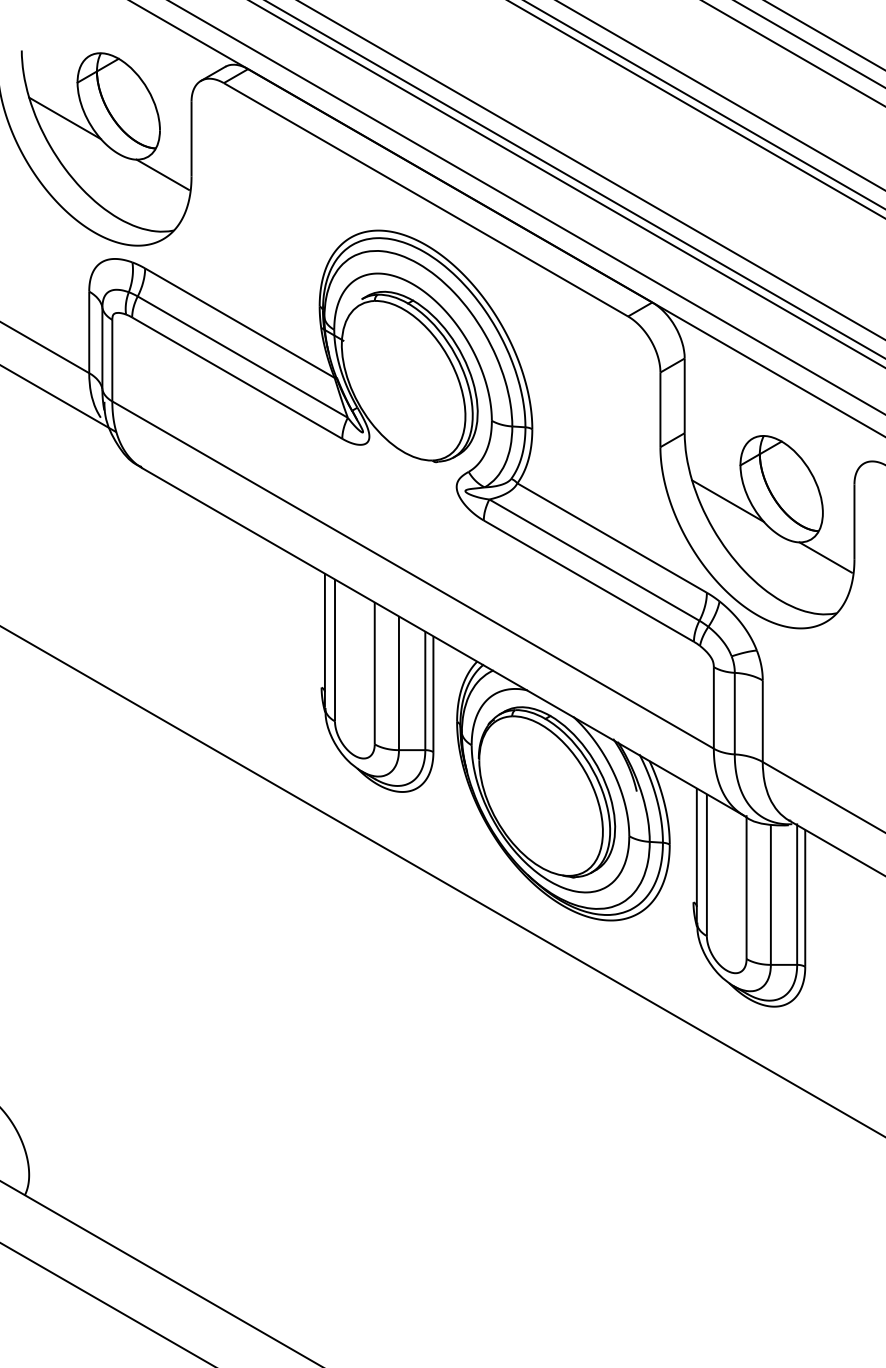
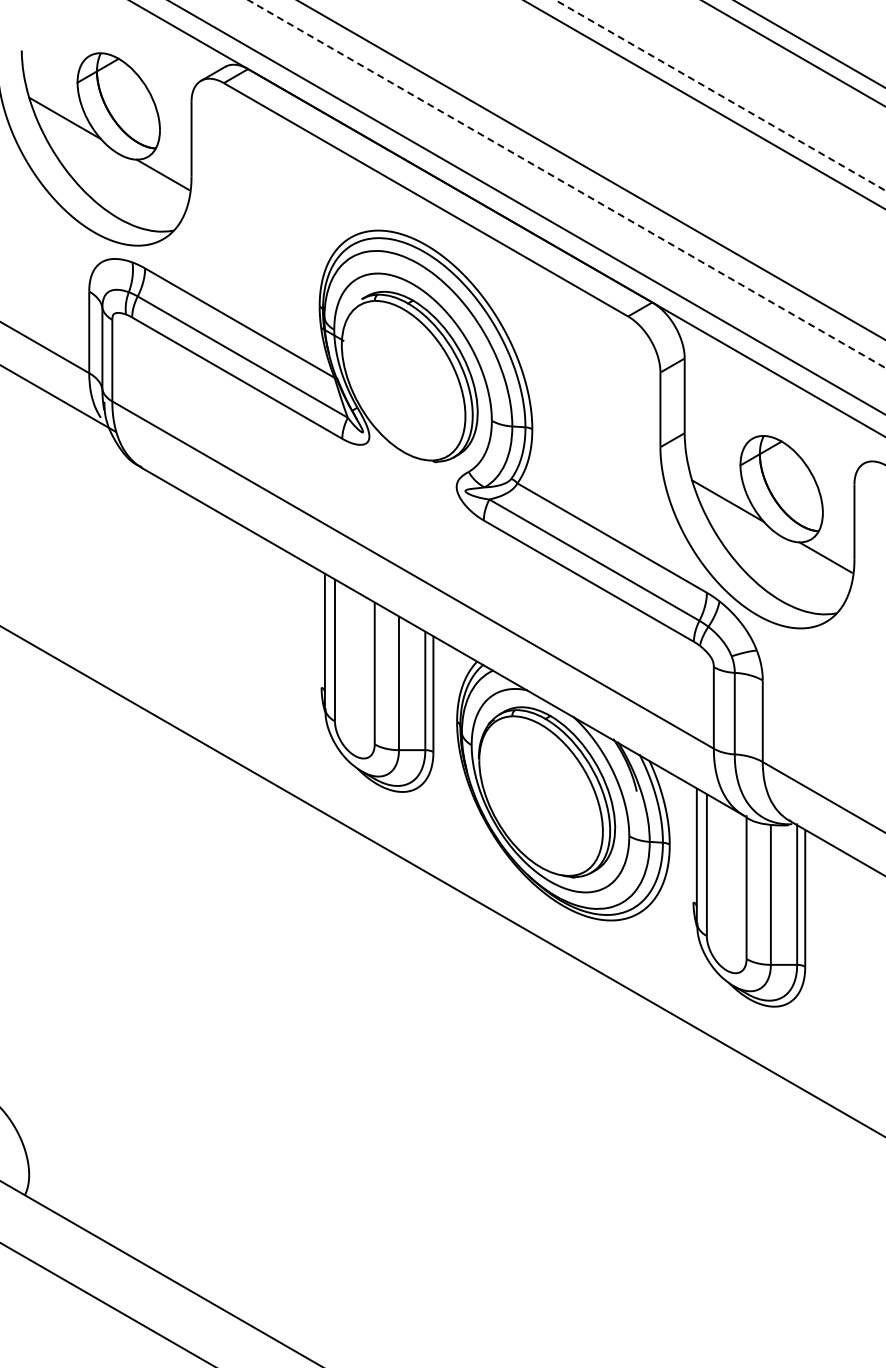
line: present -> none (824, 35)
line: solid -> dashed (720, 95)
line: present -> none (696, 109)
line: present -> none (575, 179)
line: solid -> dashed (566, 183)
